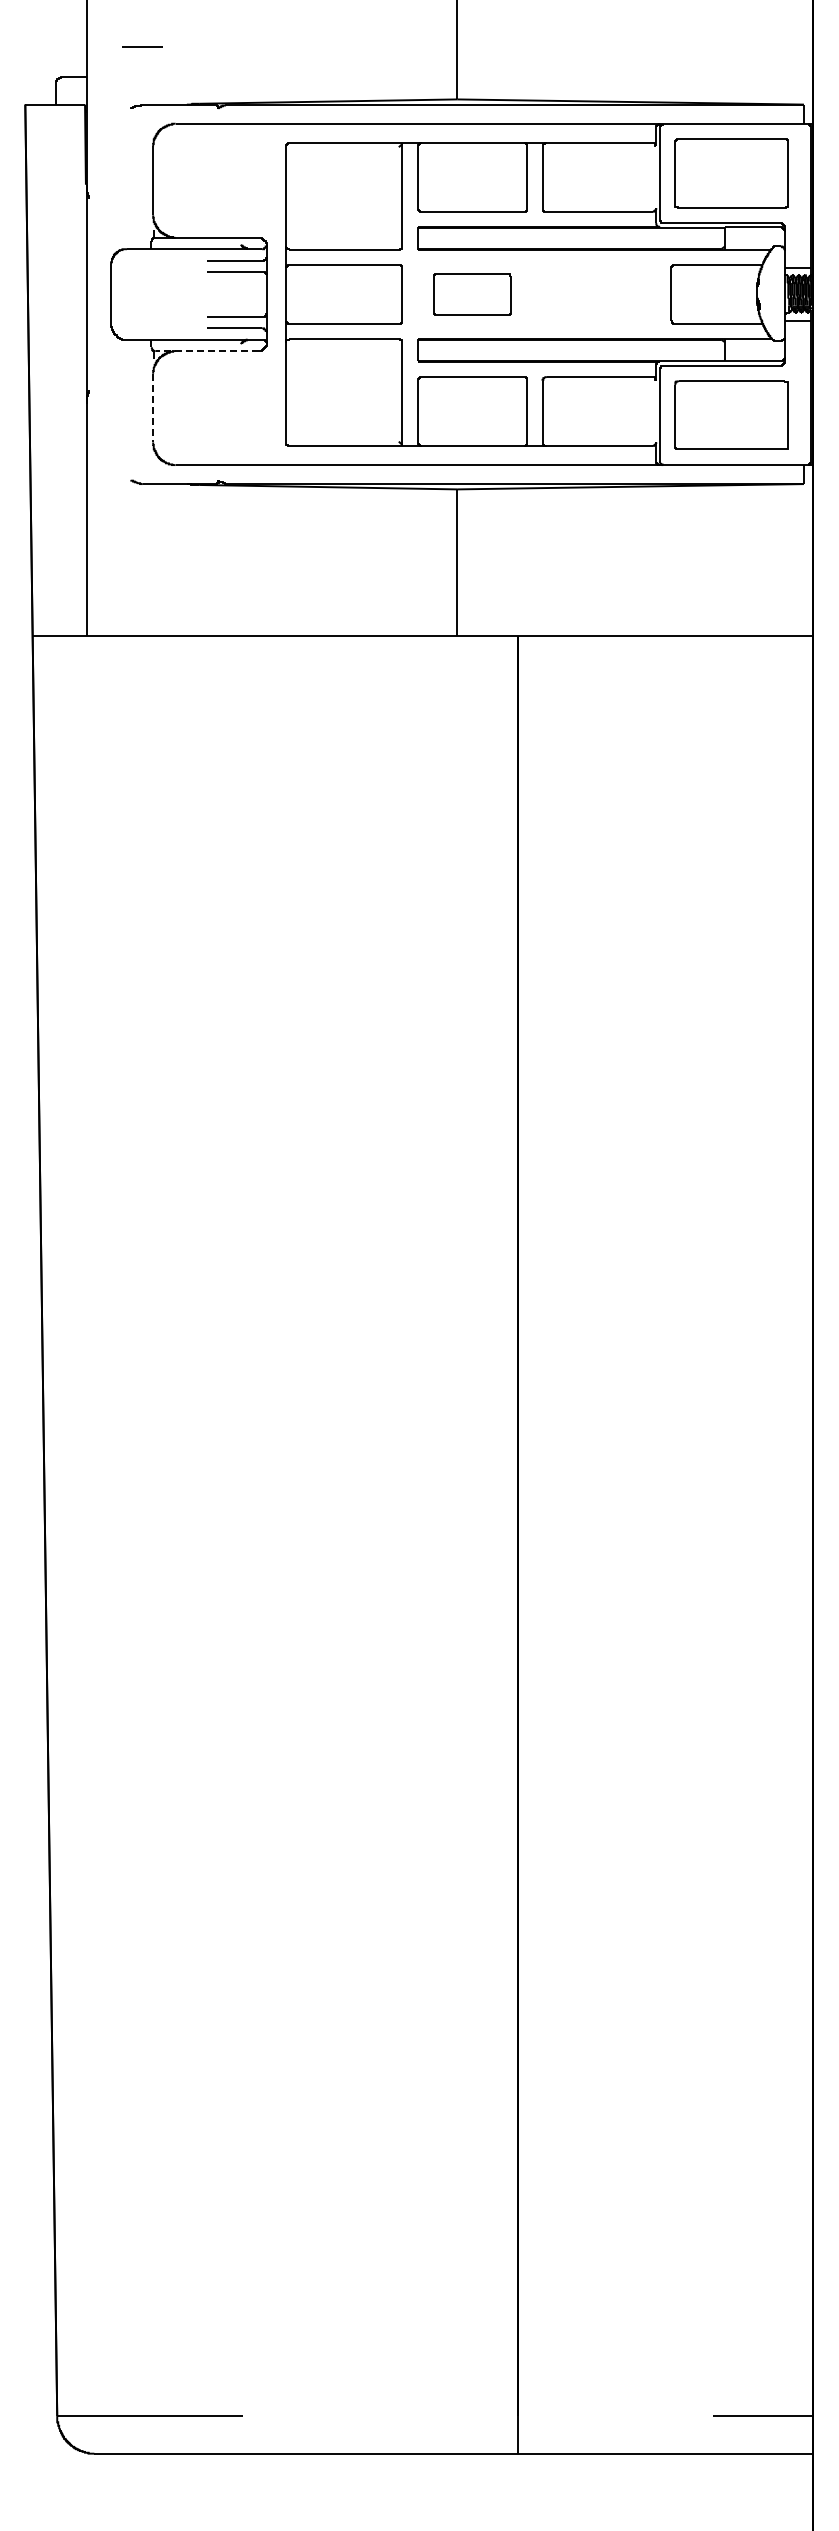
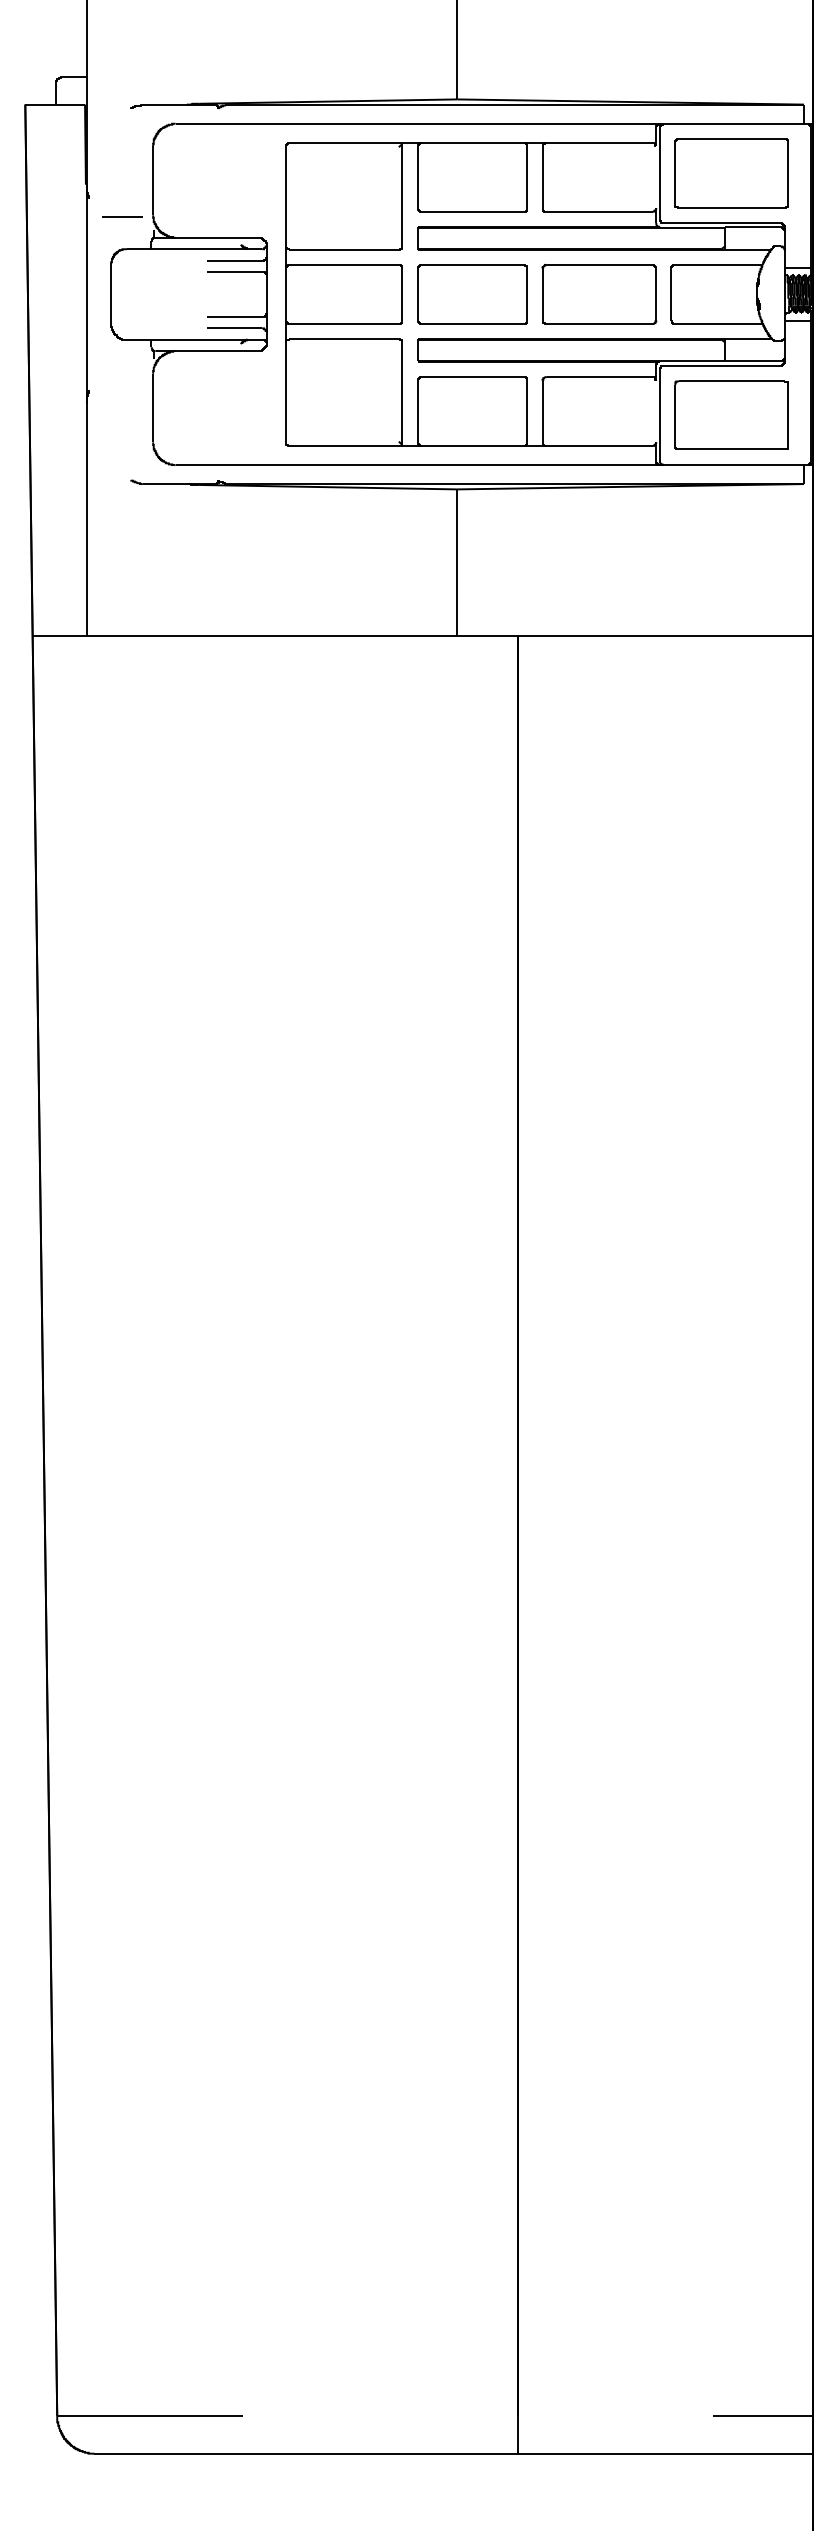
line position: (142, 46) -> (122, 216) (122, 216)
part size: 79x43 px -> 111x61 px (472, 294)
part: none -> present (599, 294)
line: dashed -> solid (207, 351)
line: dashed -> solid (153, 408)
